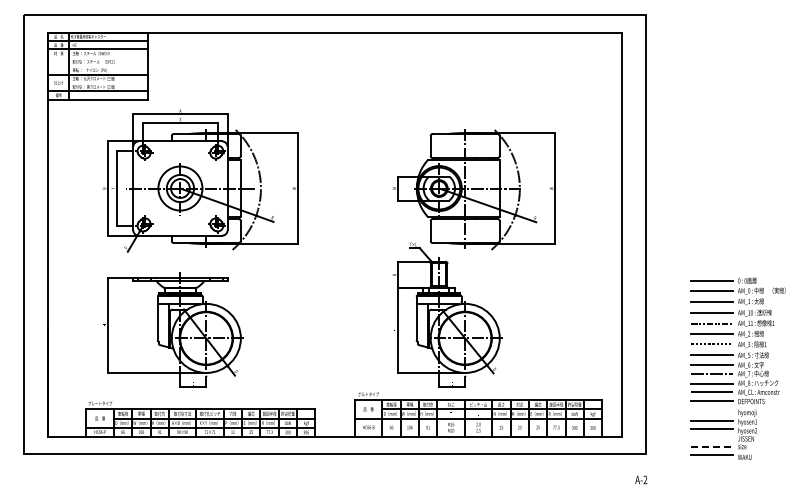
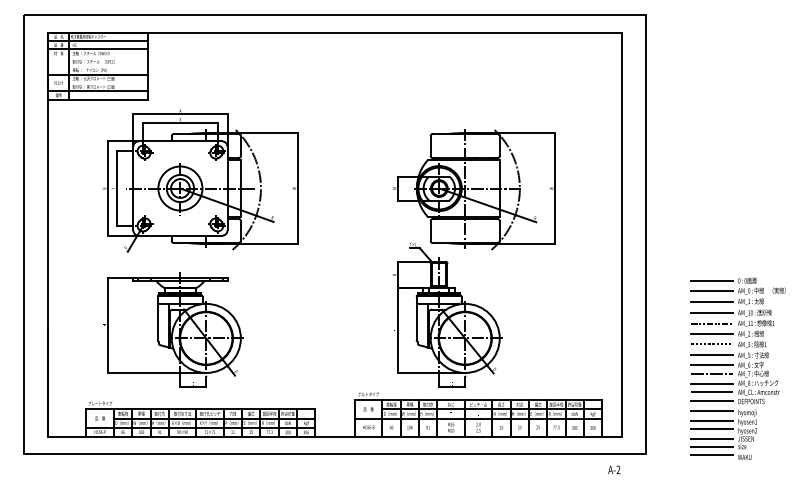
line: none -> present (711, 411)
line: none -> present (711, 438)
line: dashed -> solid (712, 447)
text position: (641, 479) -> (614, 469) (614, 469)
